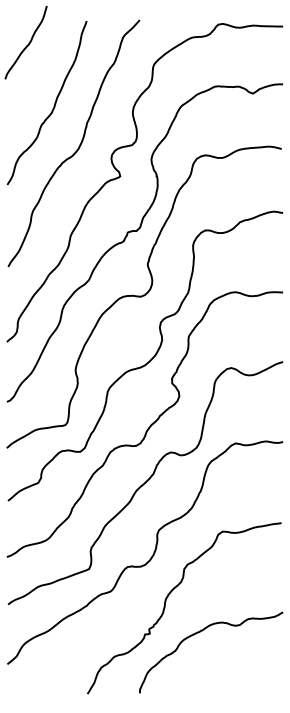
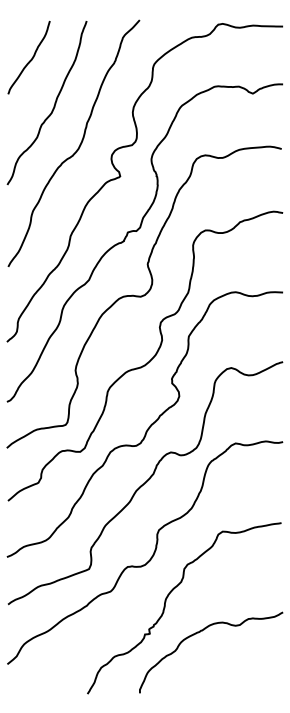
curve position: (27, 44) -> (30, 59) (30, 59)
